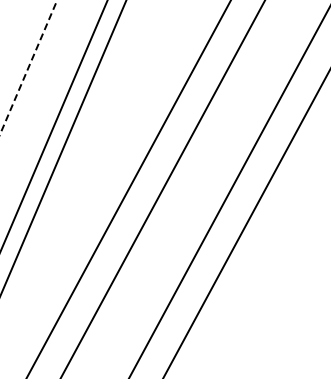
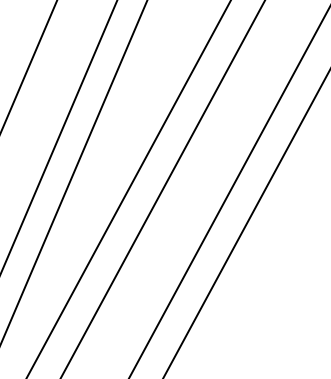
line: dashed -> solid (28, 67)
line position: (54, 124) -> (59, 136) (59, 136)
line position: (63, 146) -> (74, 171) (74, 171)
